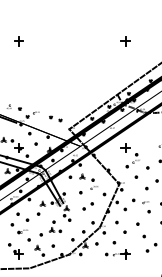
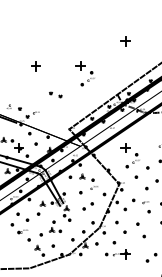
part position: (18, 41) -> (35, 66) (35, 66)
part: none -> present (84, 73)
part position: (55, 118) -> (55, 94) (55, 94)
part position: (151, 247) -> (151, 257) (151, 257)
part: present -> none (15, 251)
